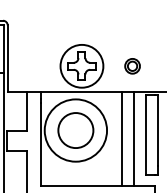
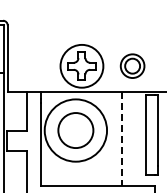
part size: 17x17 px -> 27x26 px (132, 65)
line: present -> none (134, 138)
line: solid -> dashed (121, 139)
